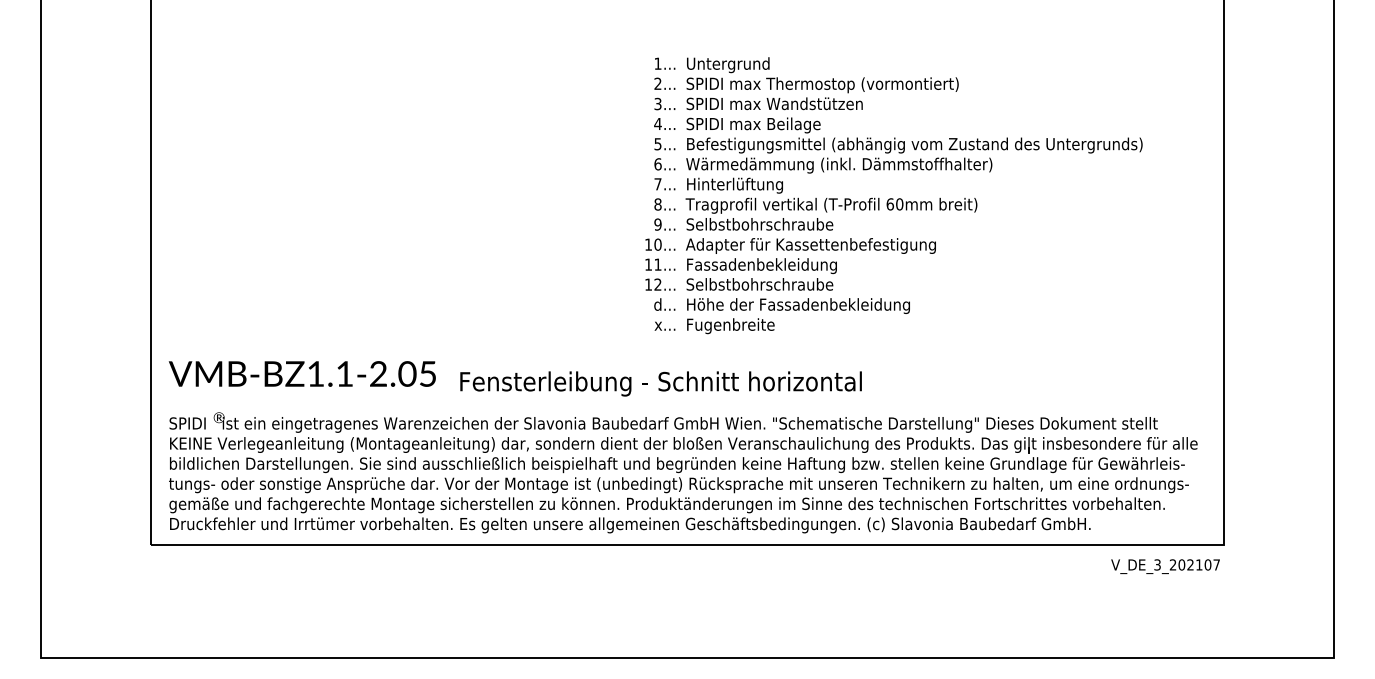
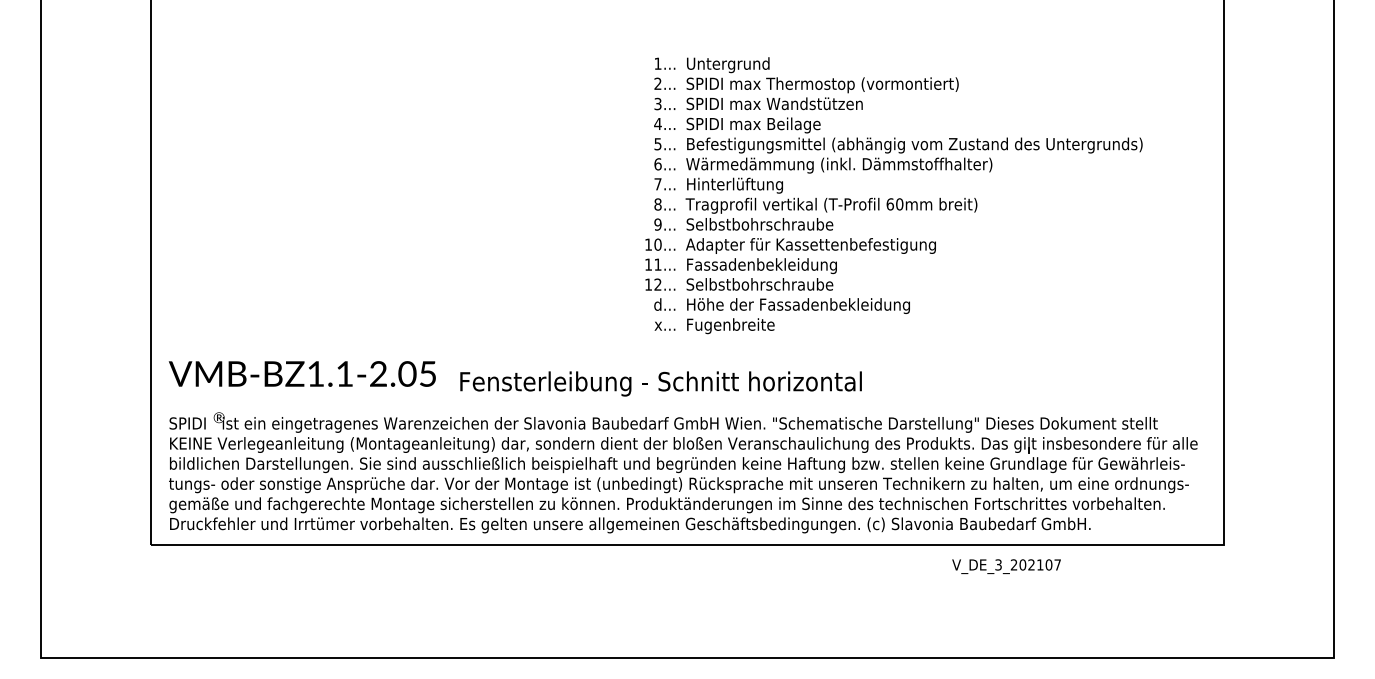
text position: (1165, 566) -> (1006, 566) (1006, 566)
